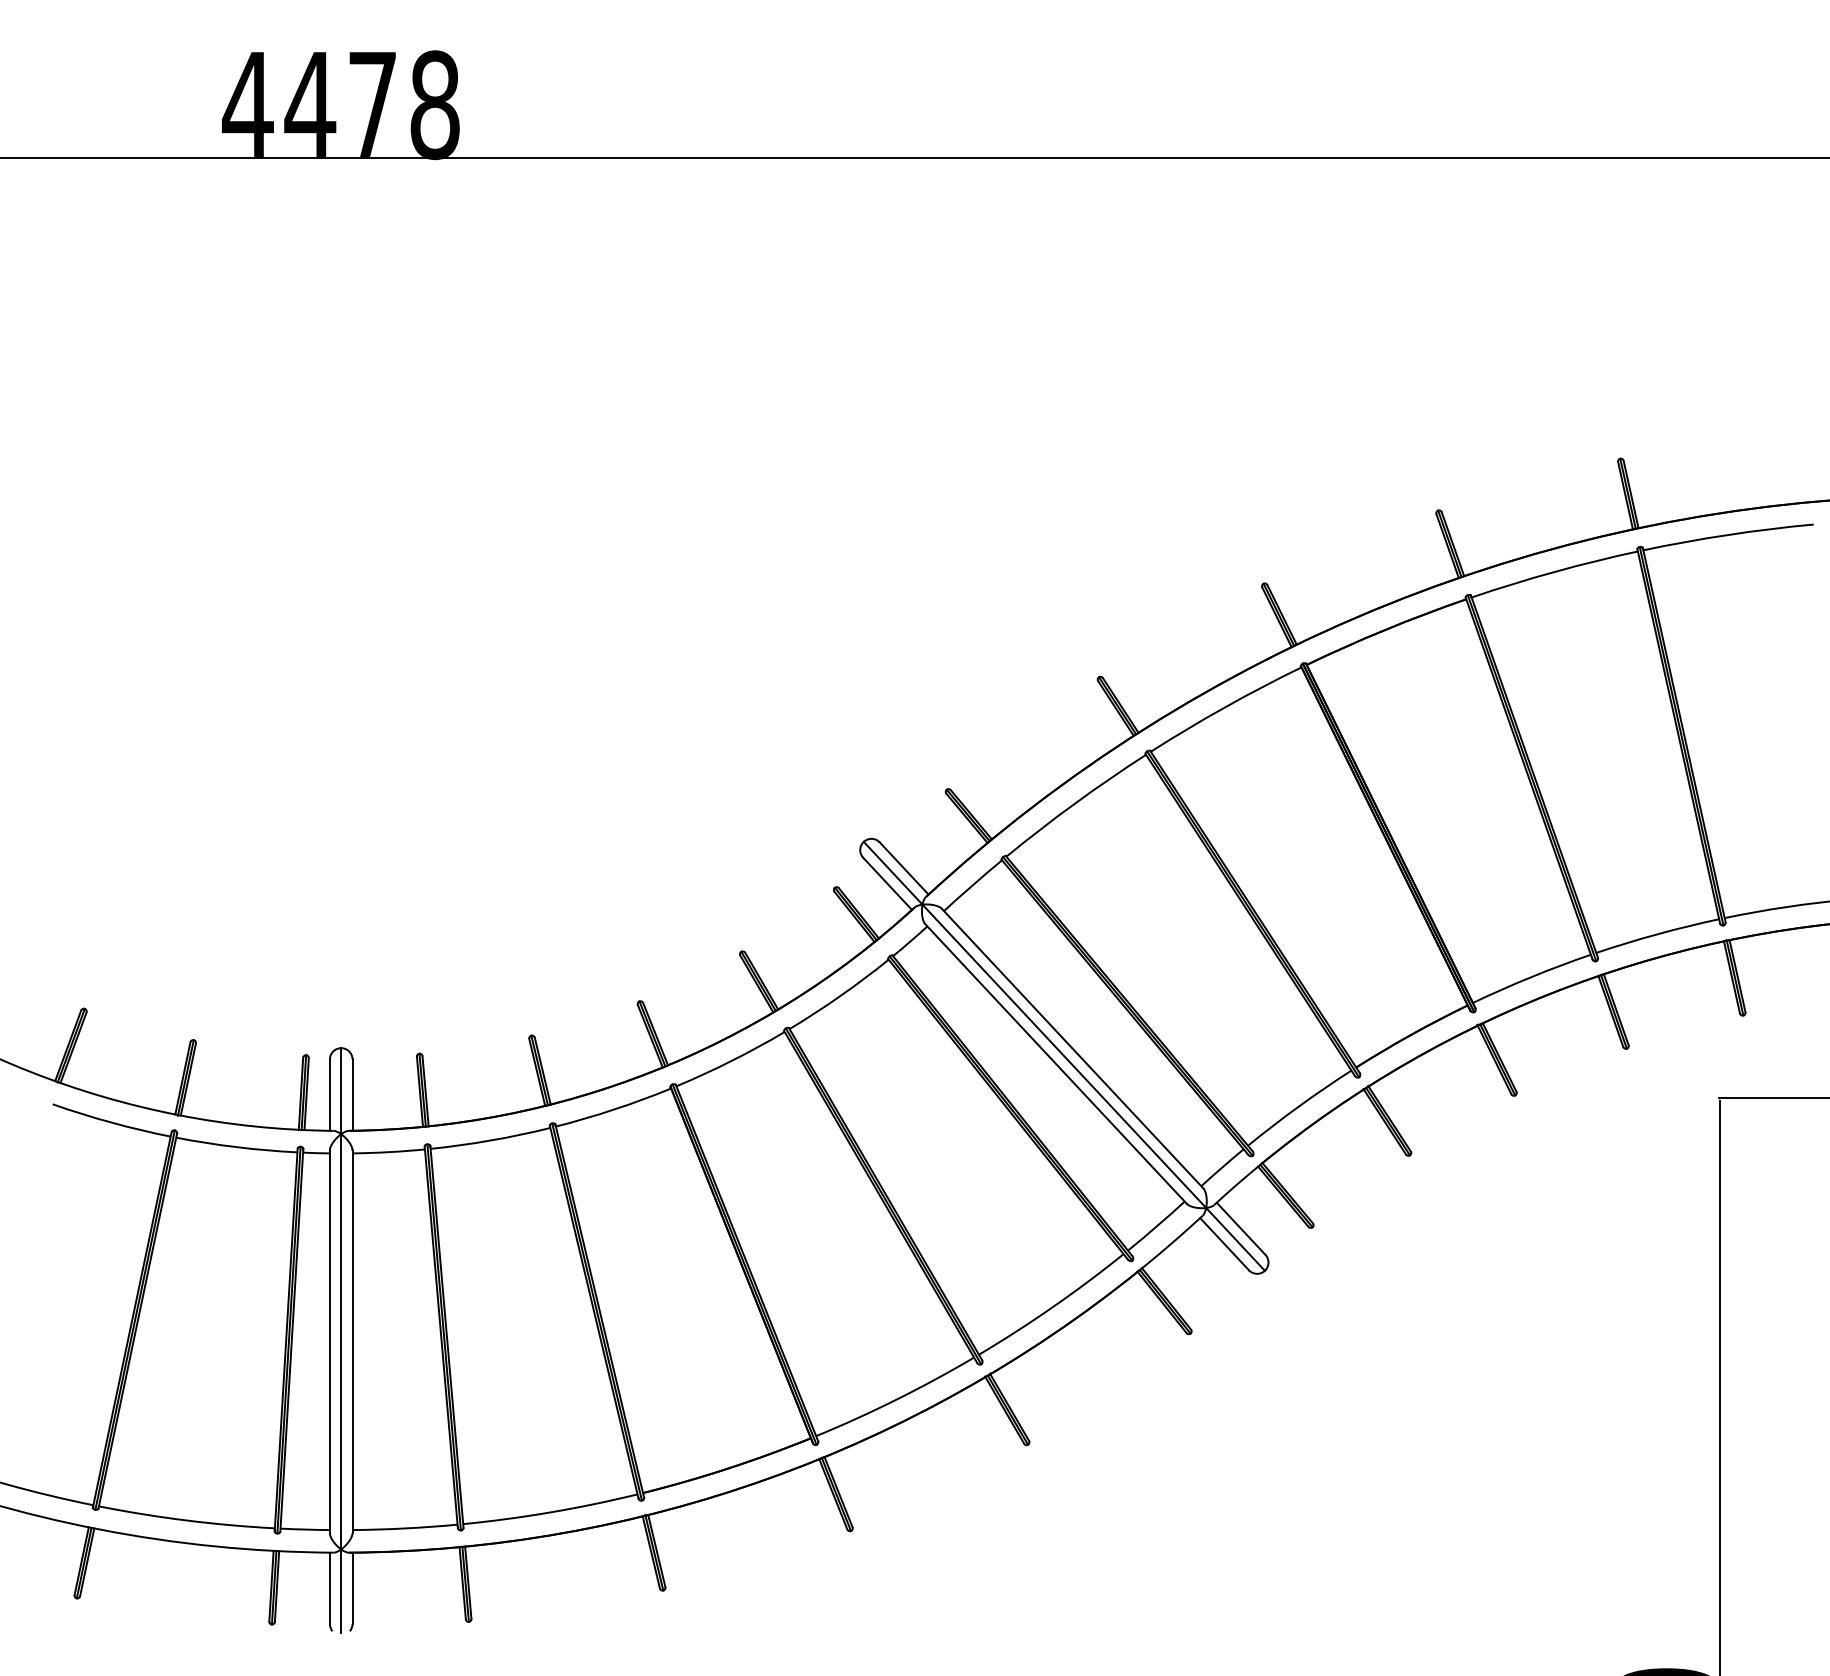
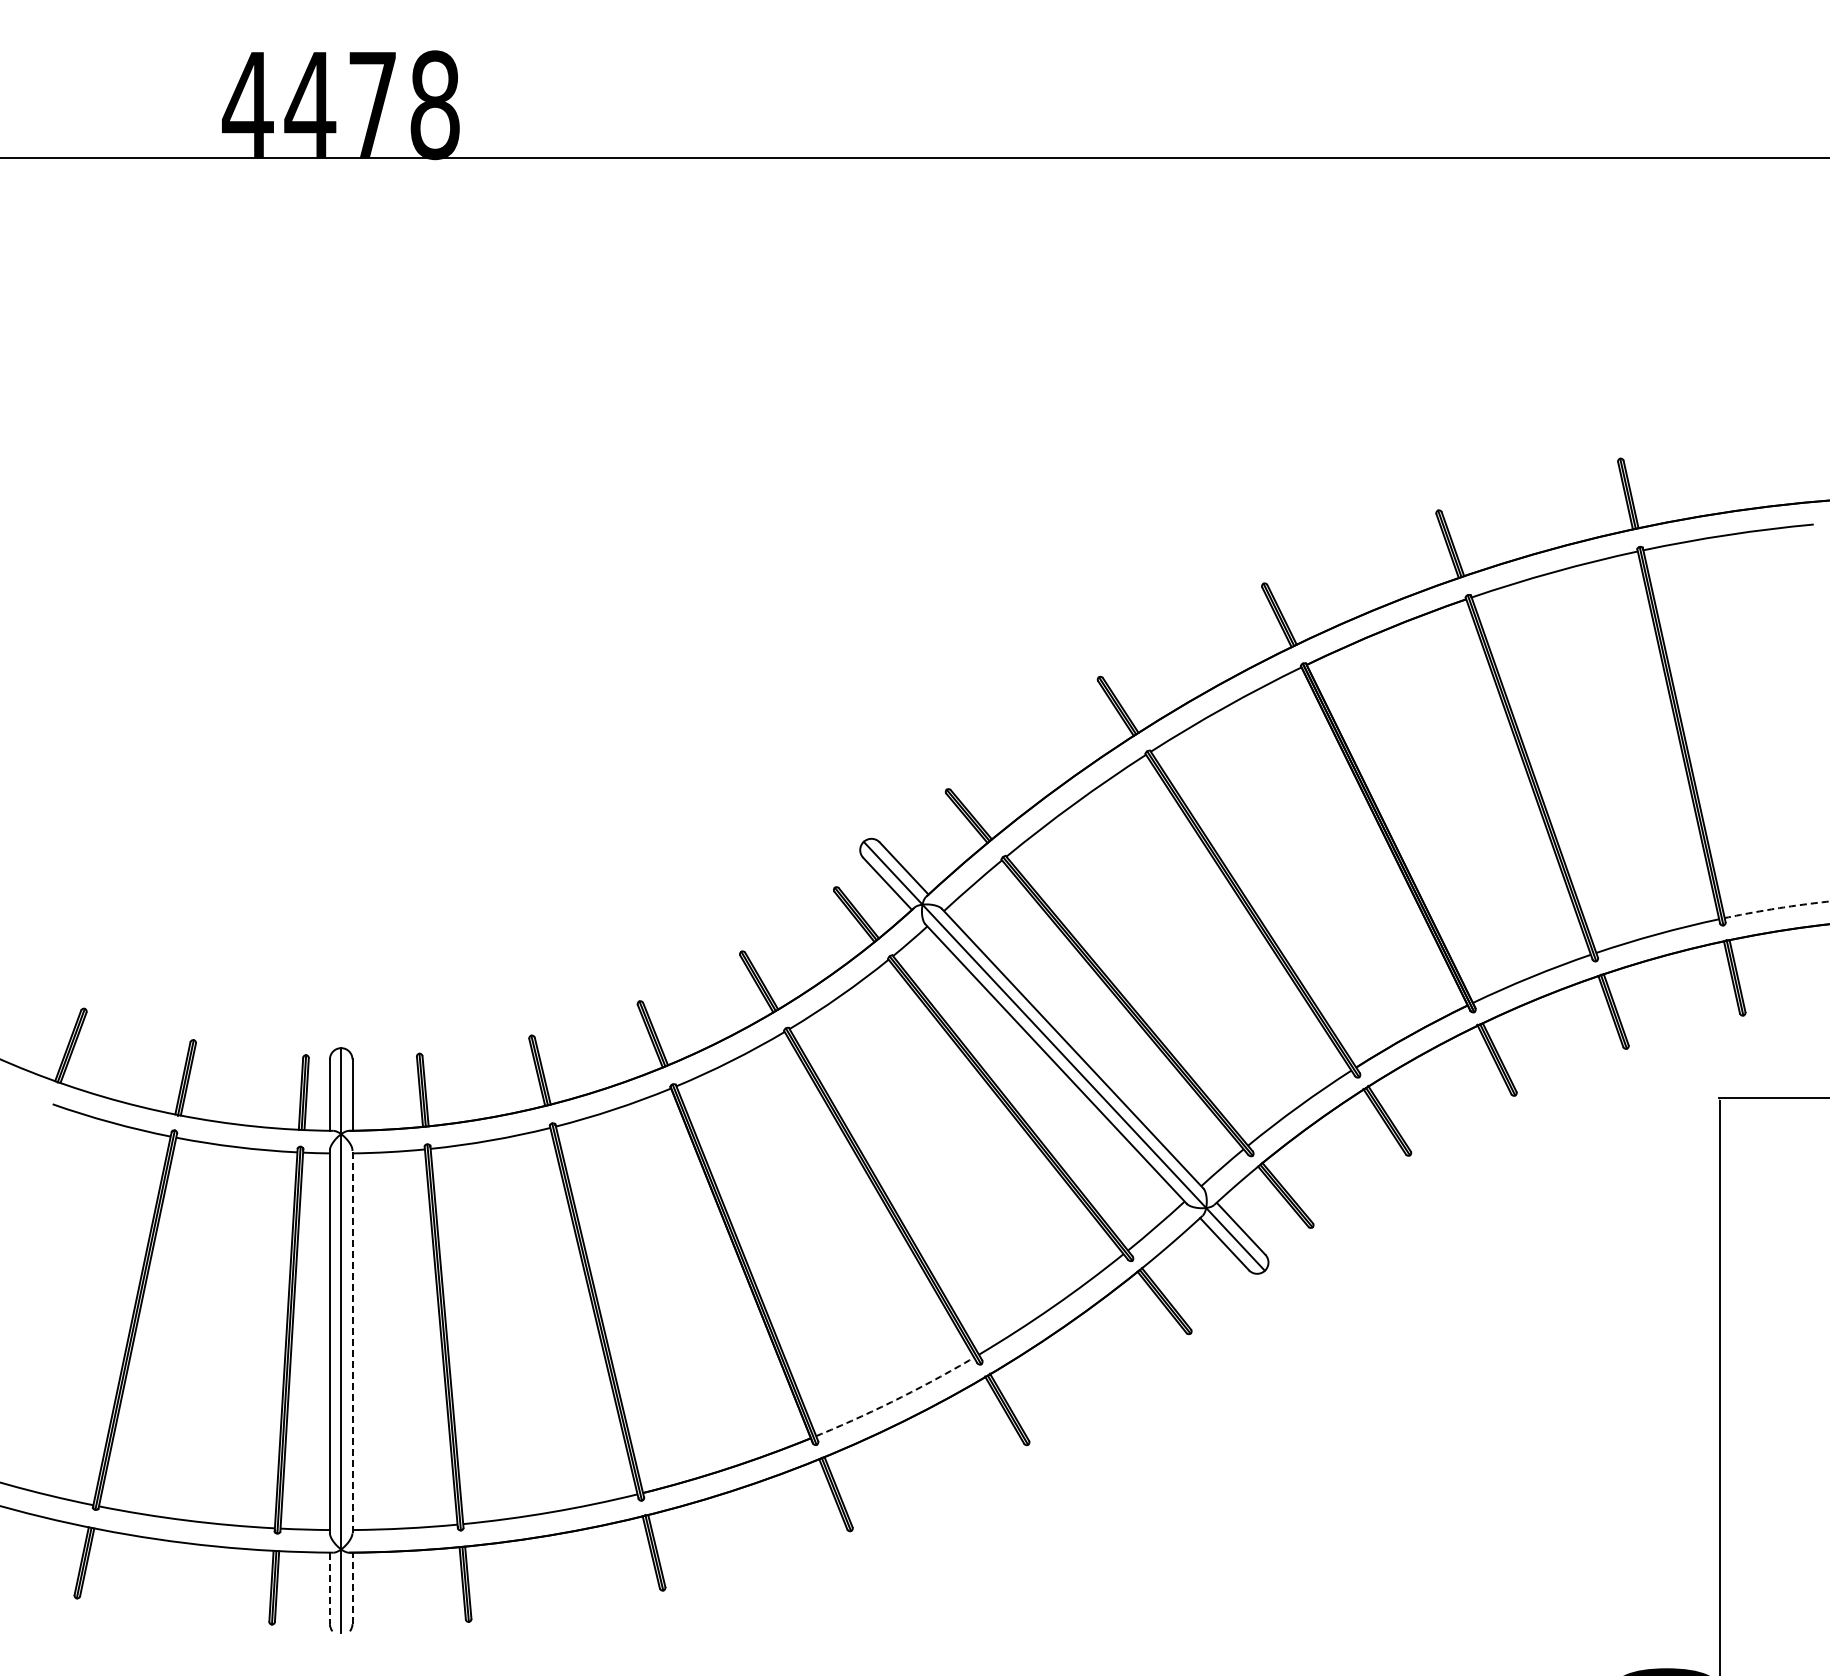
arc: solid -> dashed (1777, 908)
line: solid -> dashed (352, 1341)
arc: solid -> dashed (896, 1399)
line: solid -> dashed (329, 1588)
line: solid -> dashed (352, 1588)
